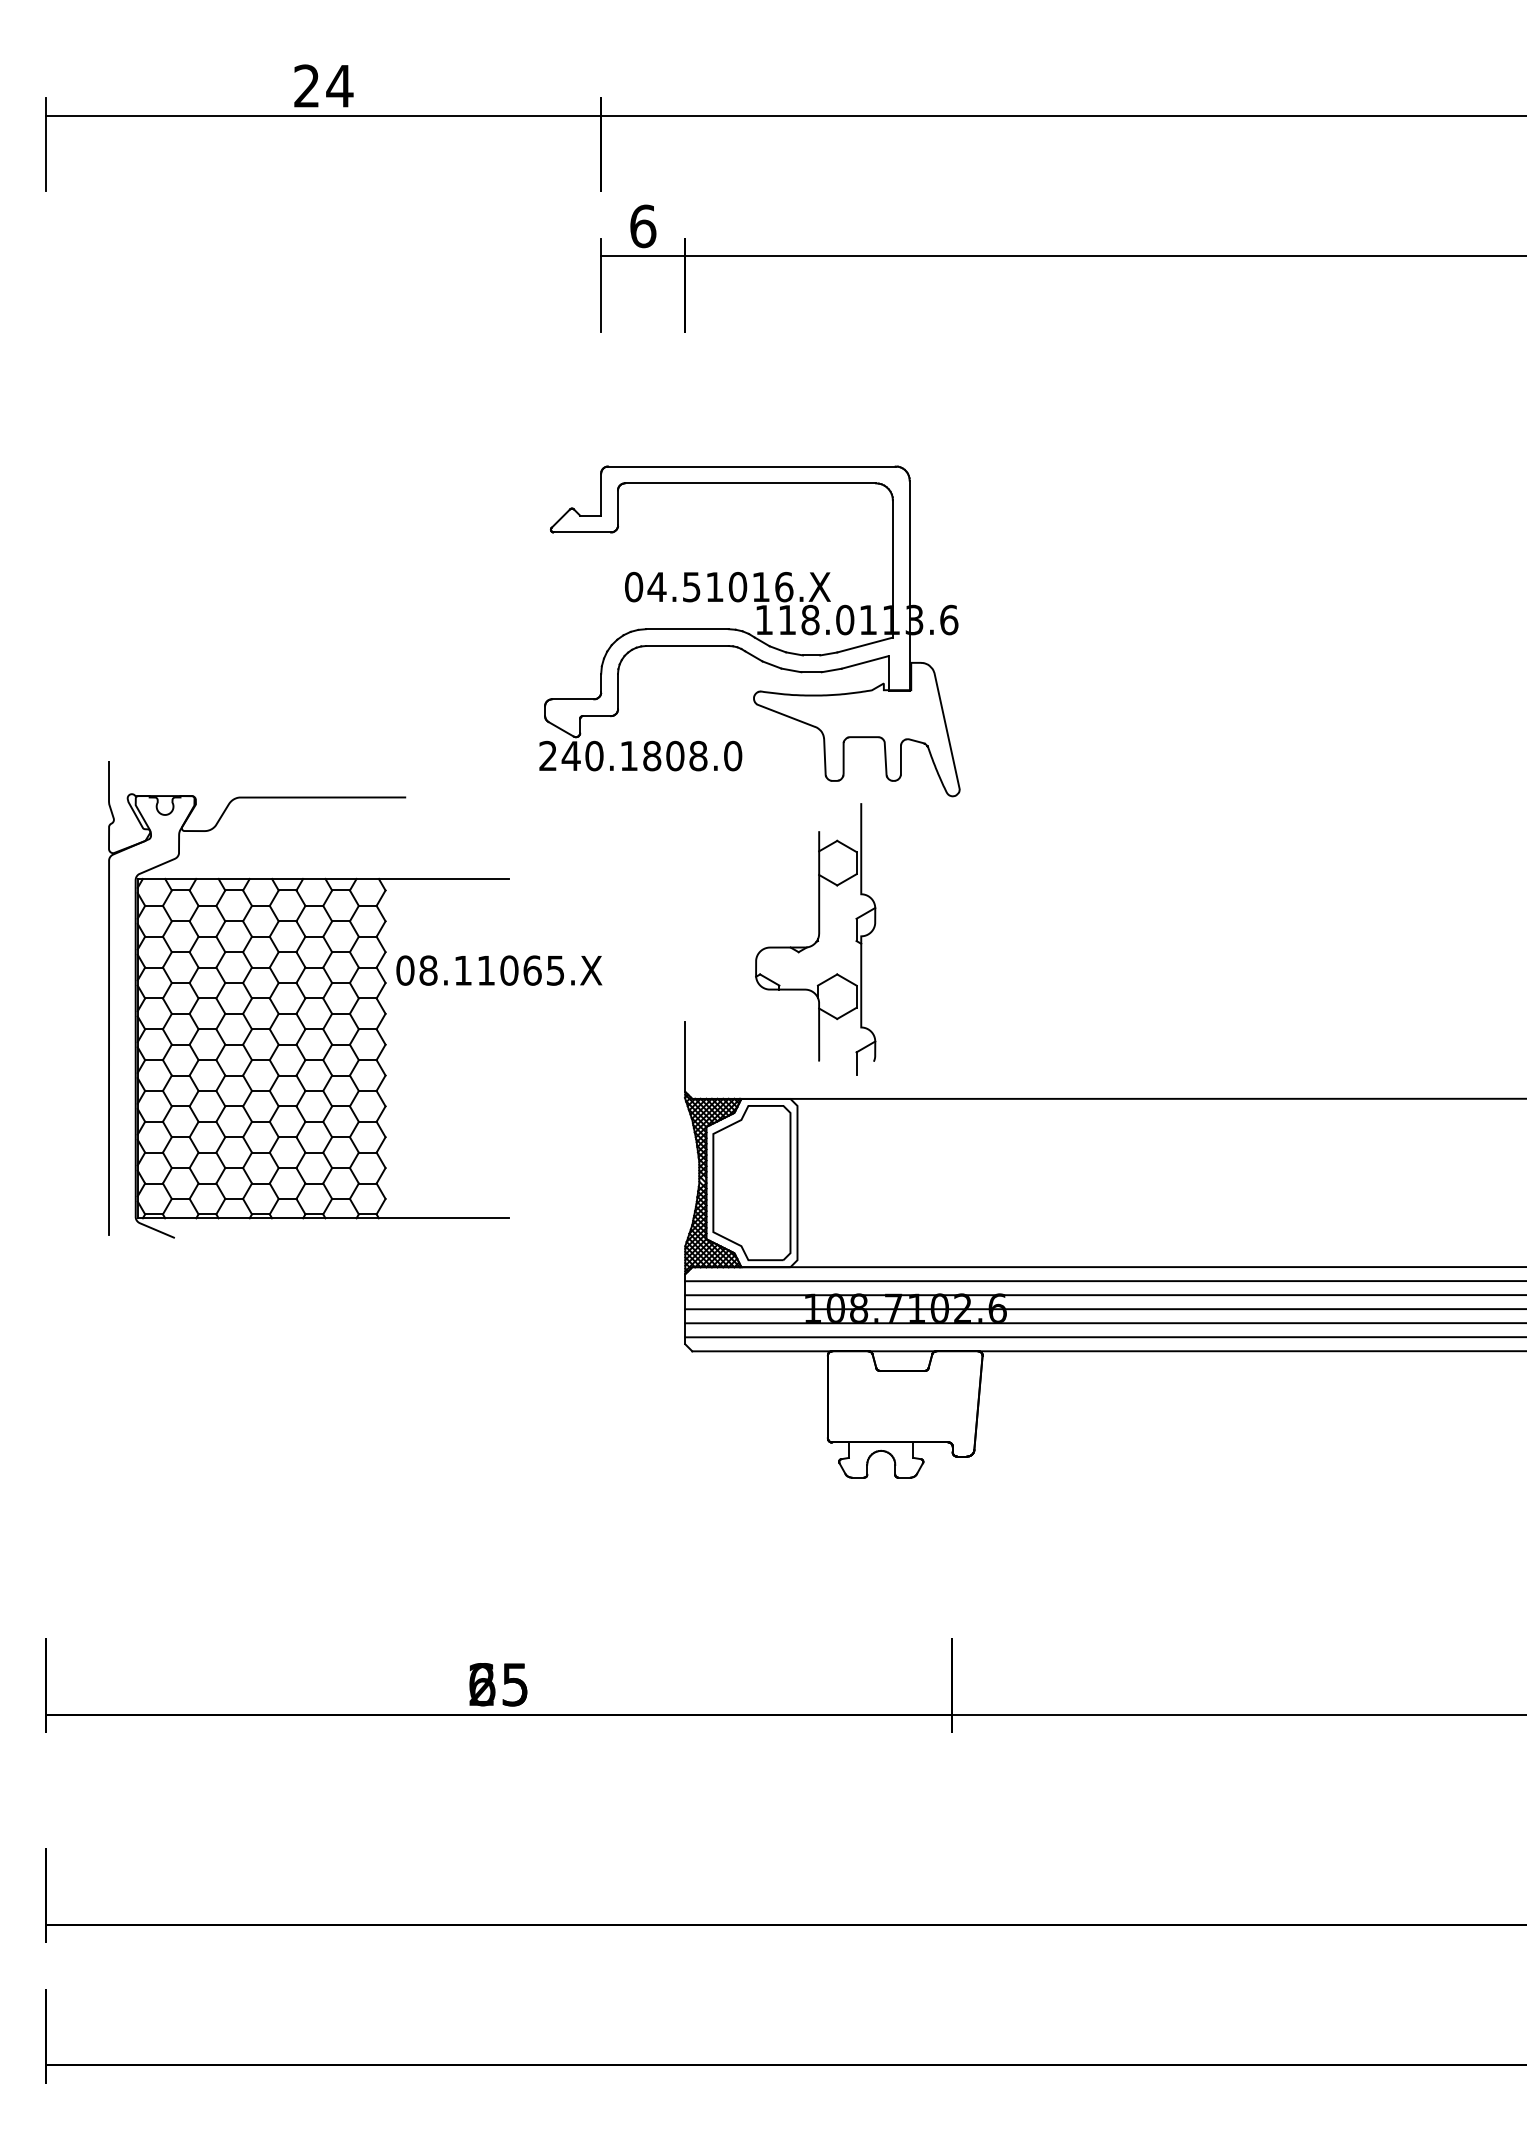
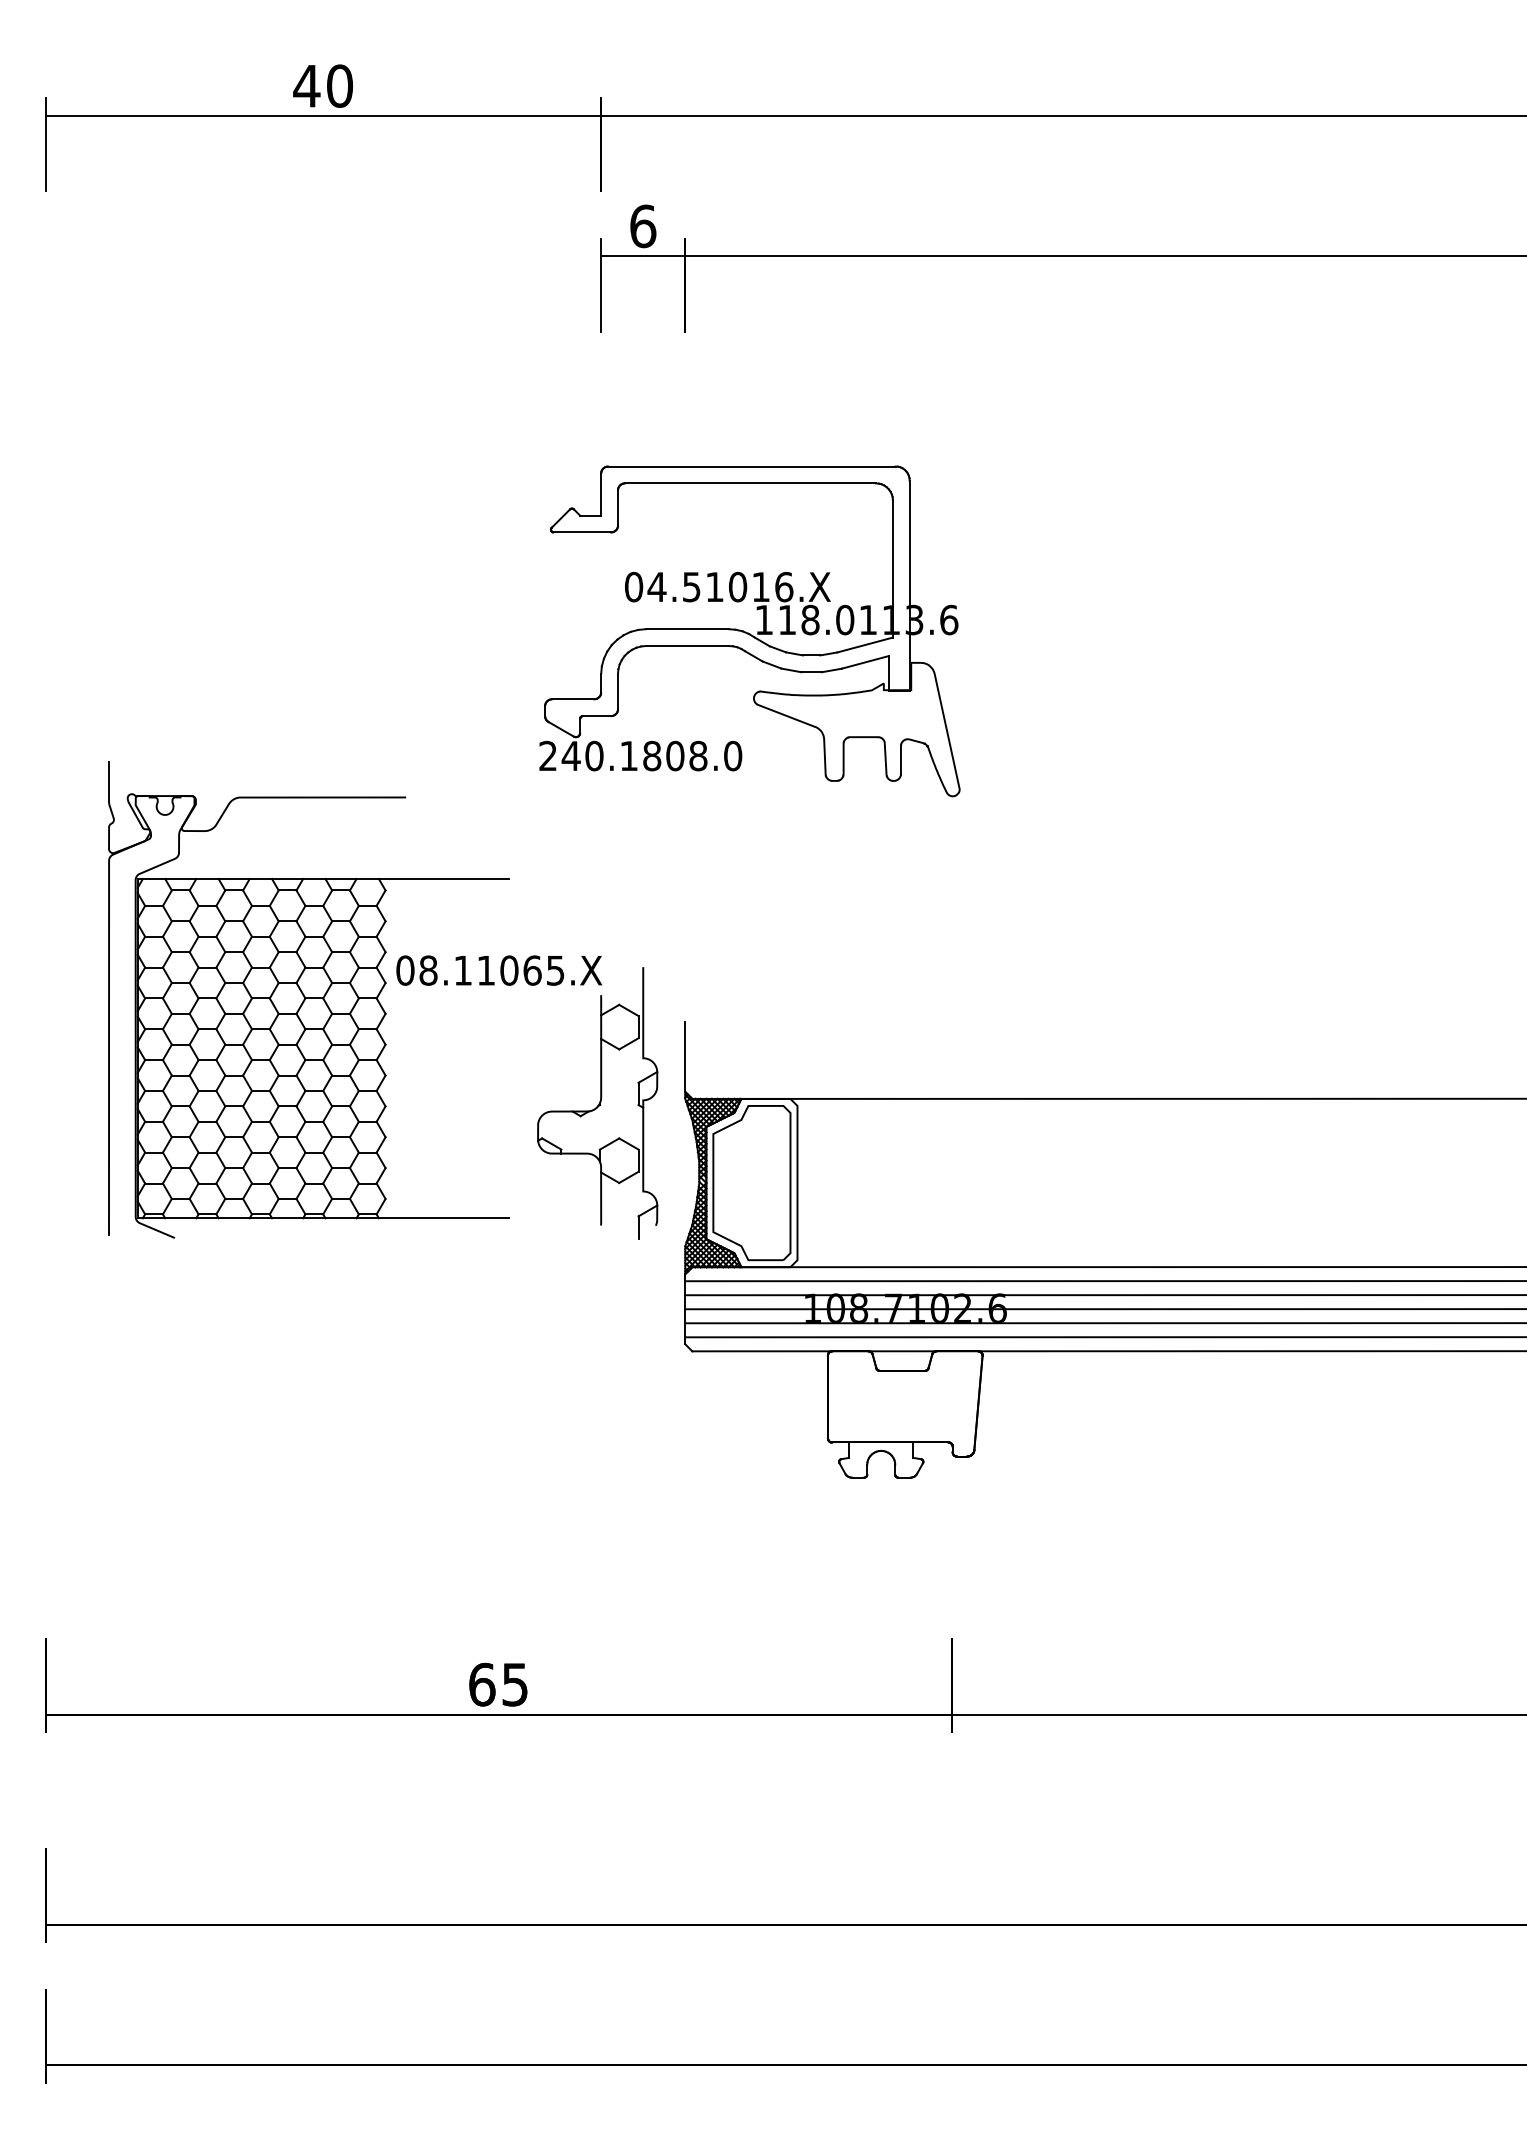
text: 24 -> 40 (323, 85)
part position: (815, 939) -> (597, 1103) (597, 1103)
text: 25 -> 65 (482, 1684)
